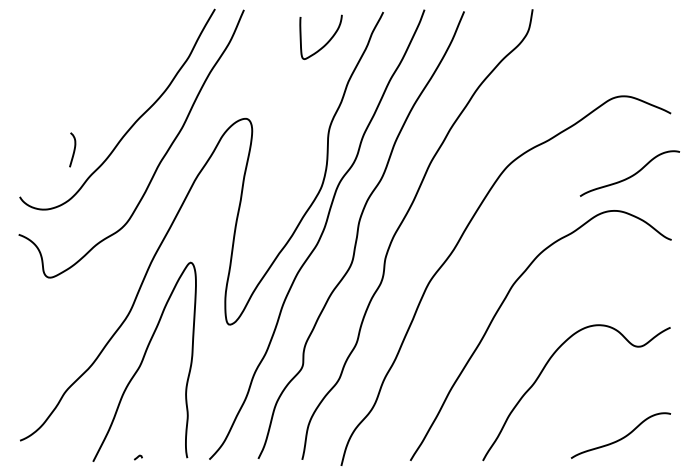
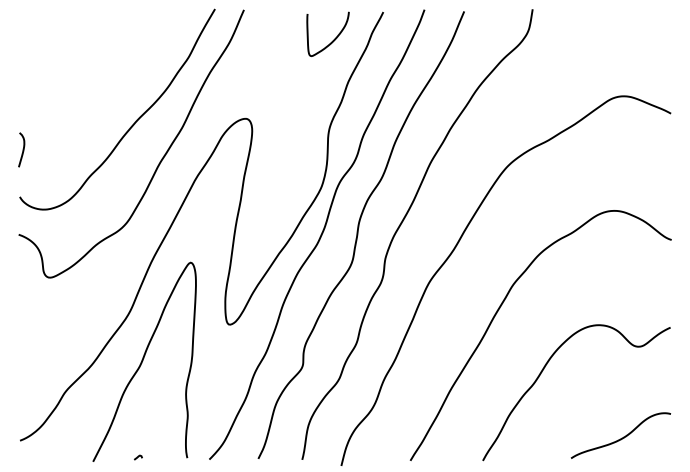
curve position: (326, 42) -> (333, 39) (333, 39)
curve position: (73, 149) -> (22, 149) (22, 149)
curve: present -> none (631, 175)
